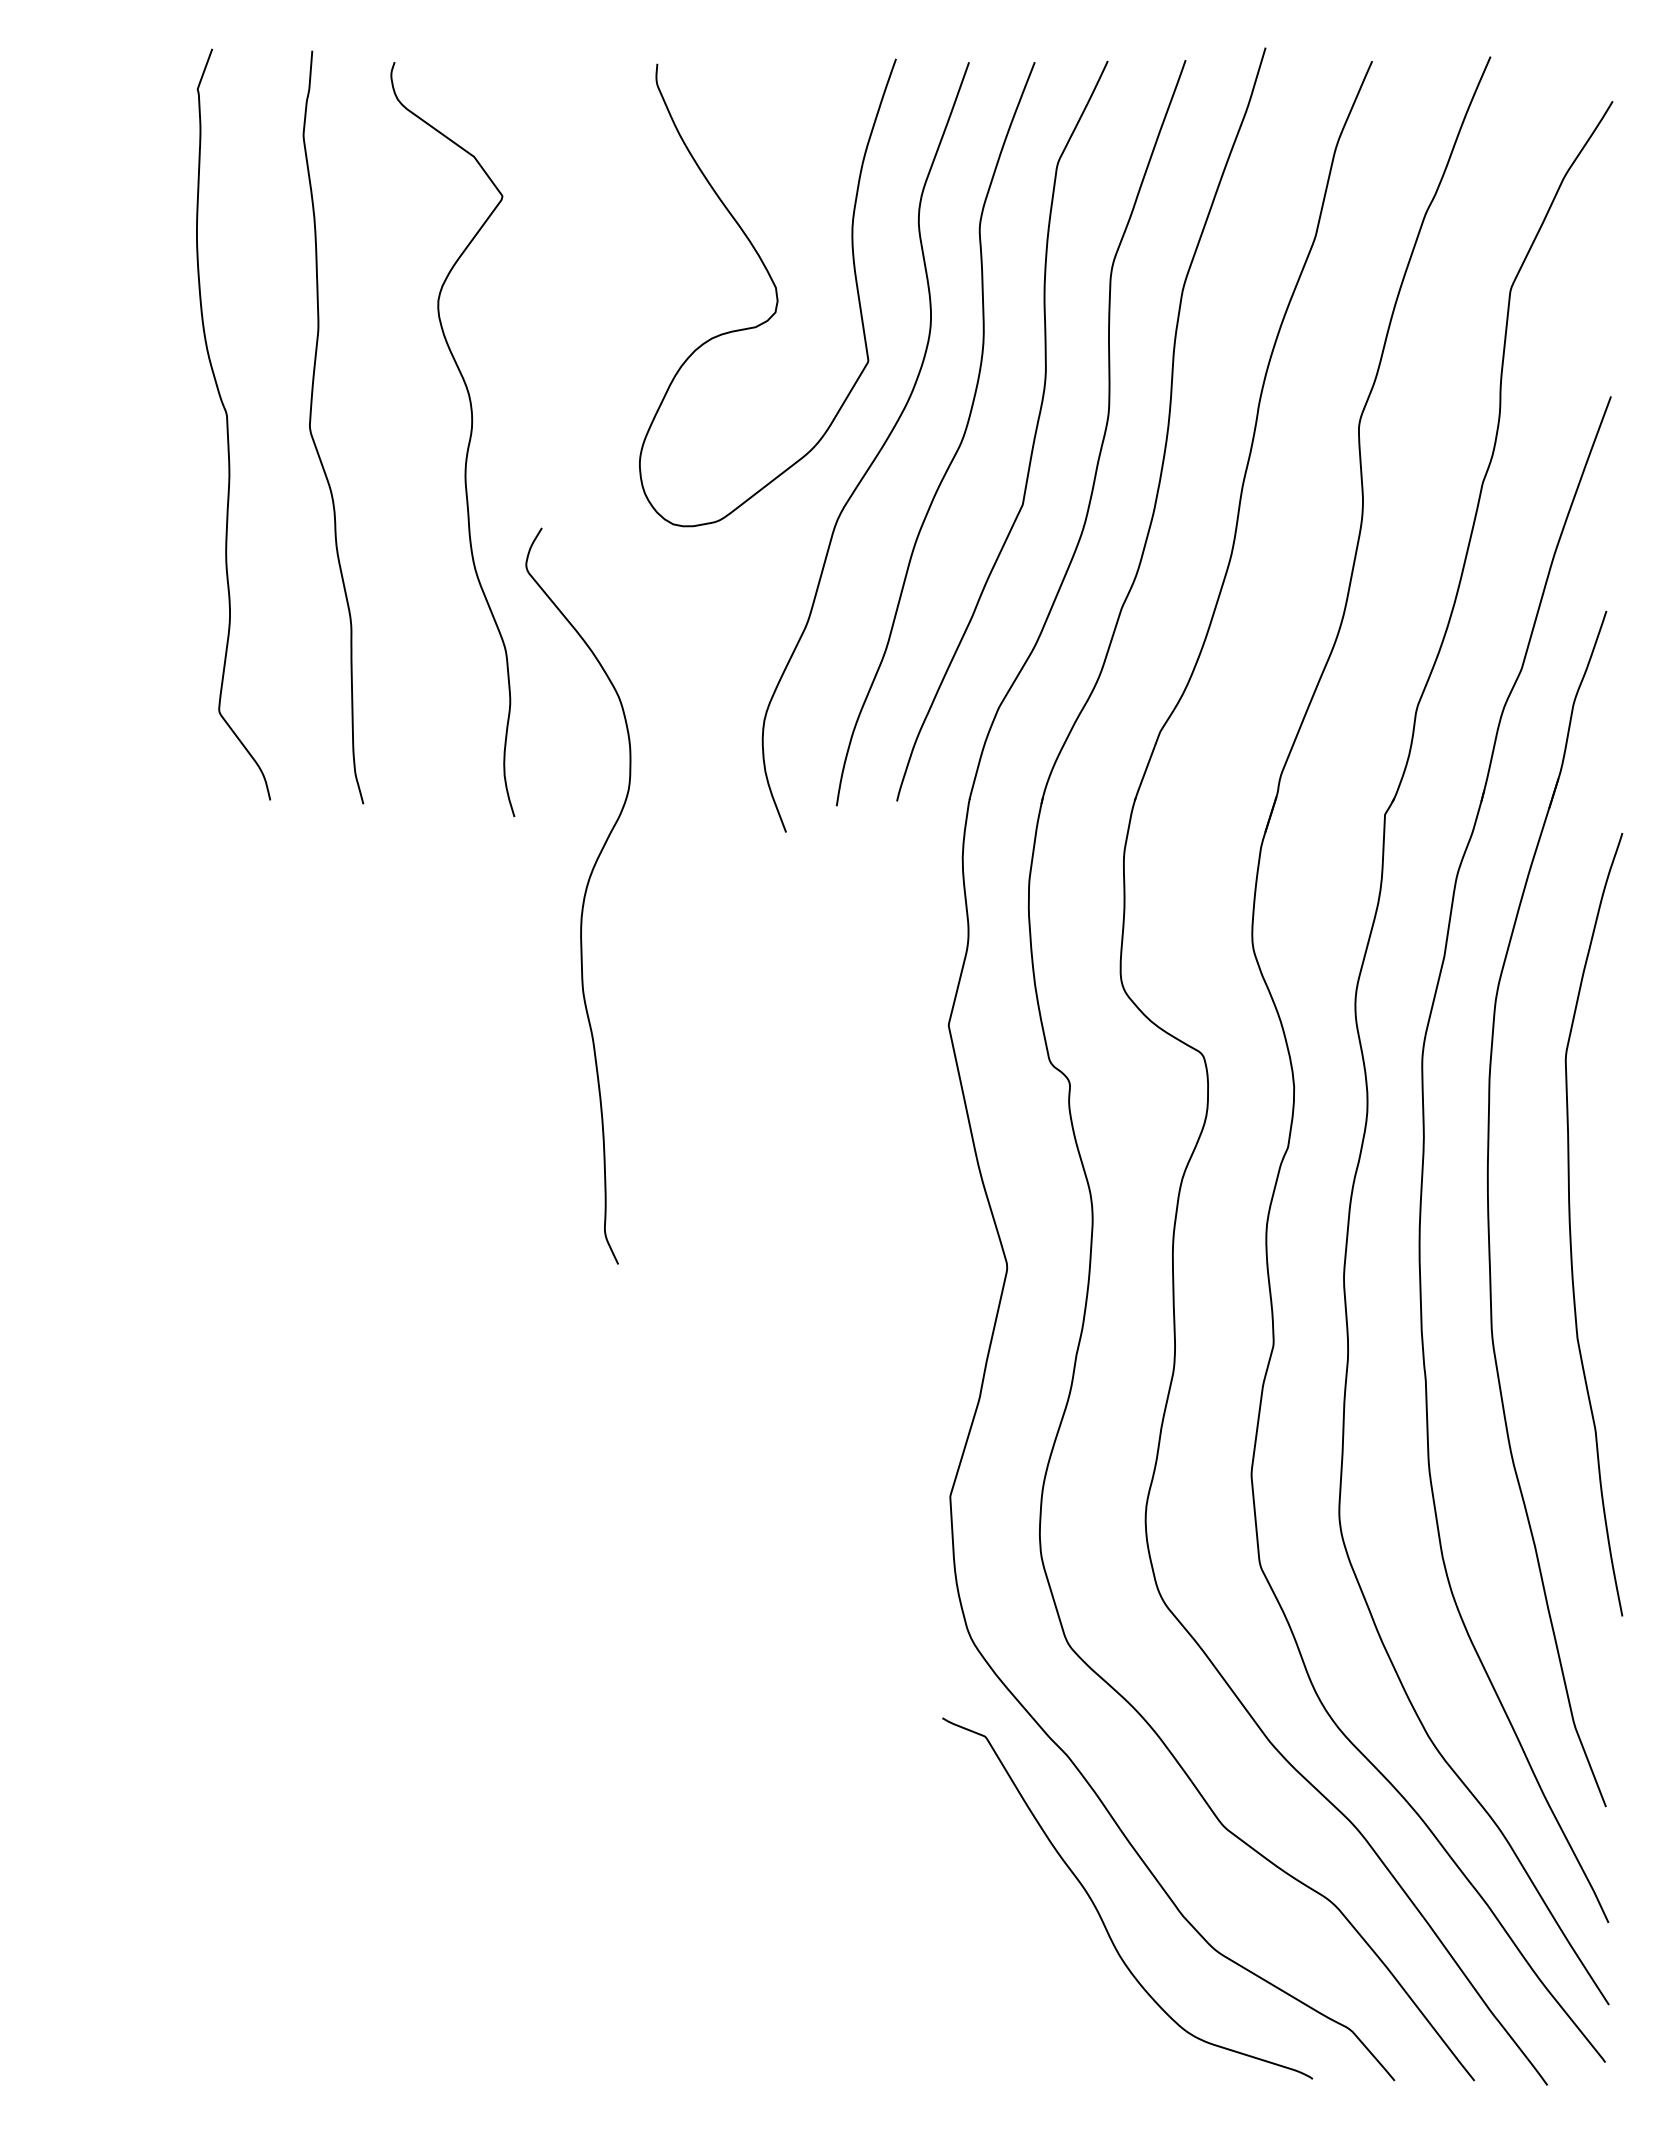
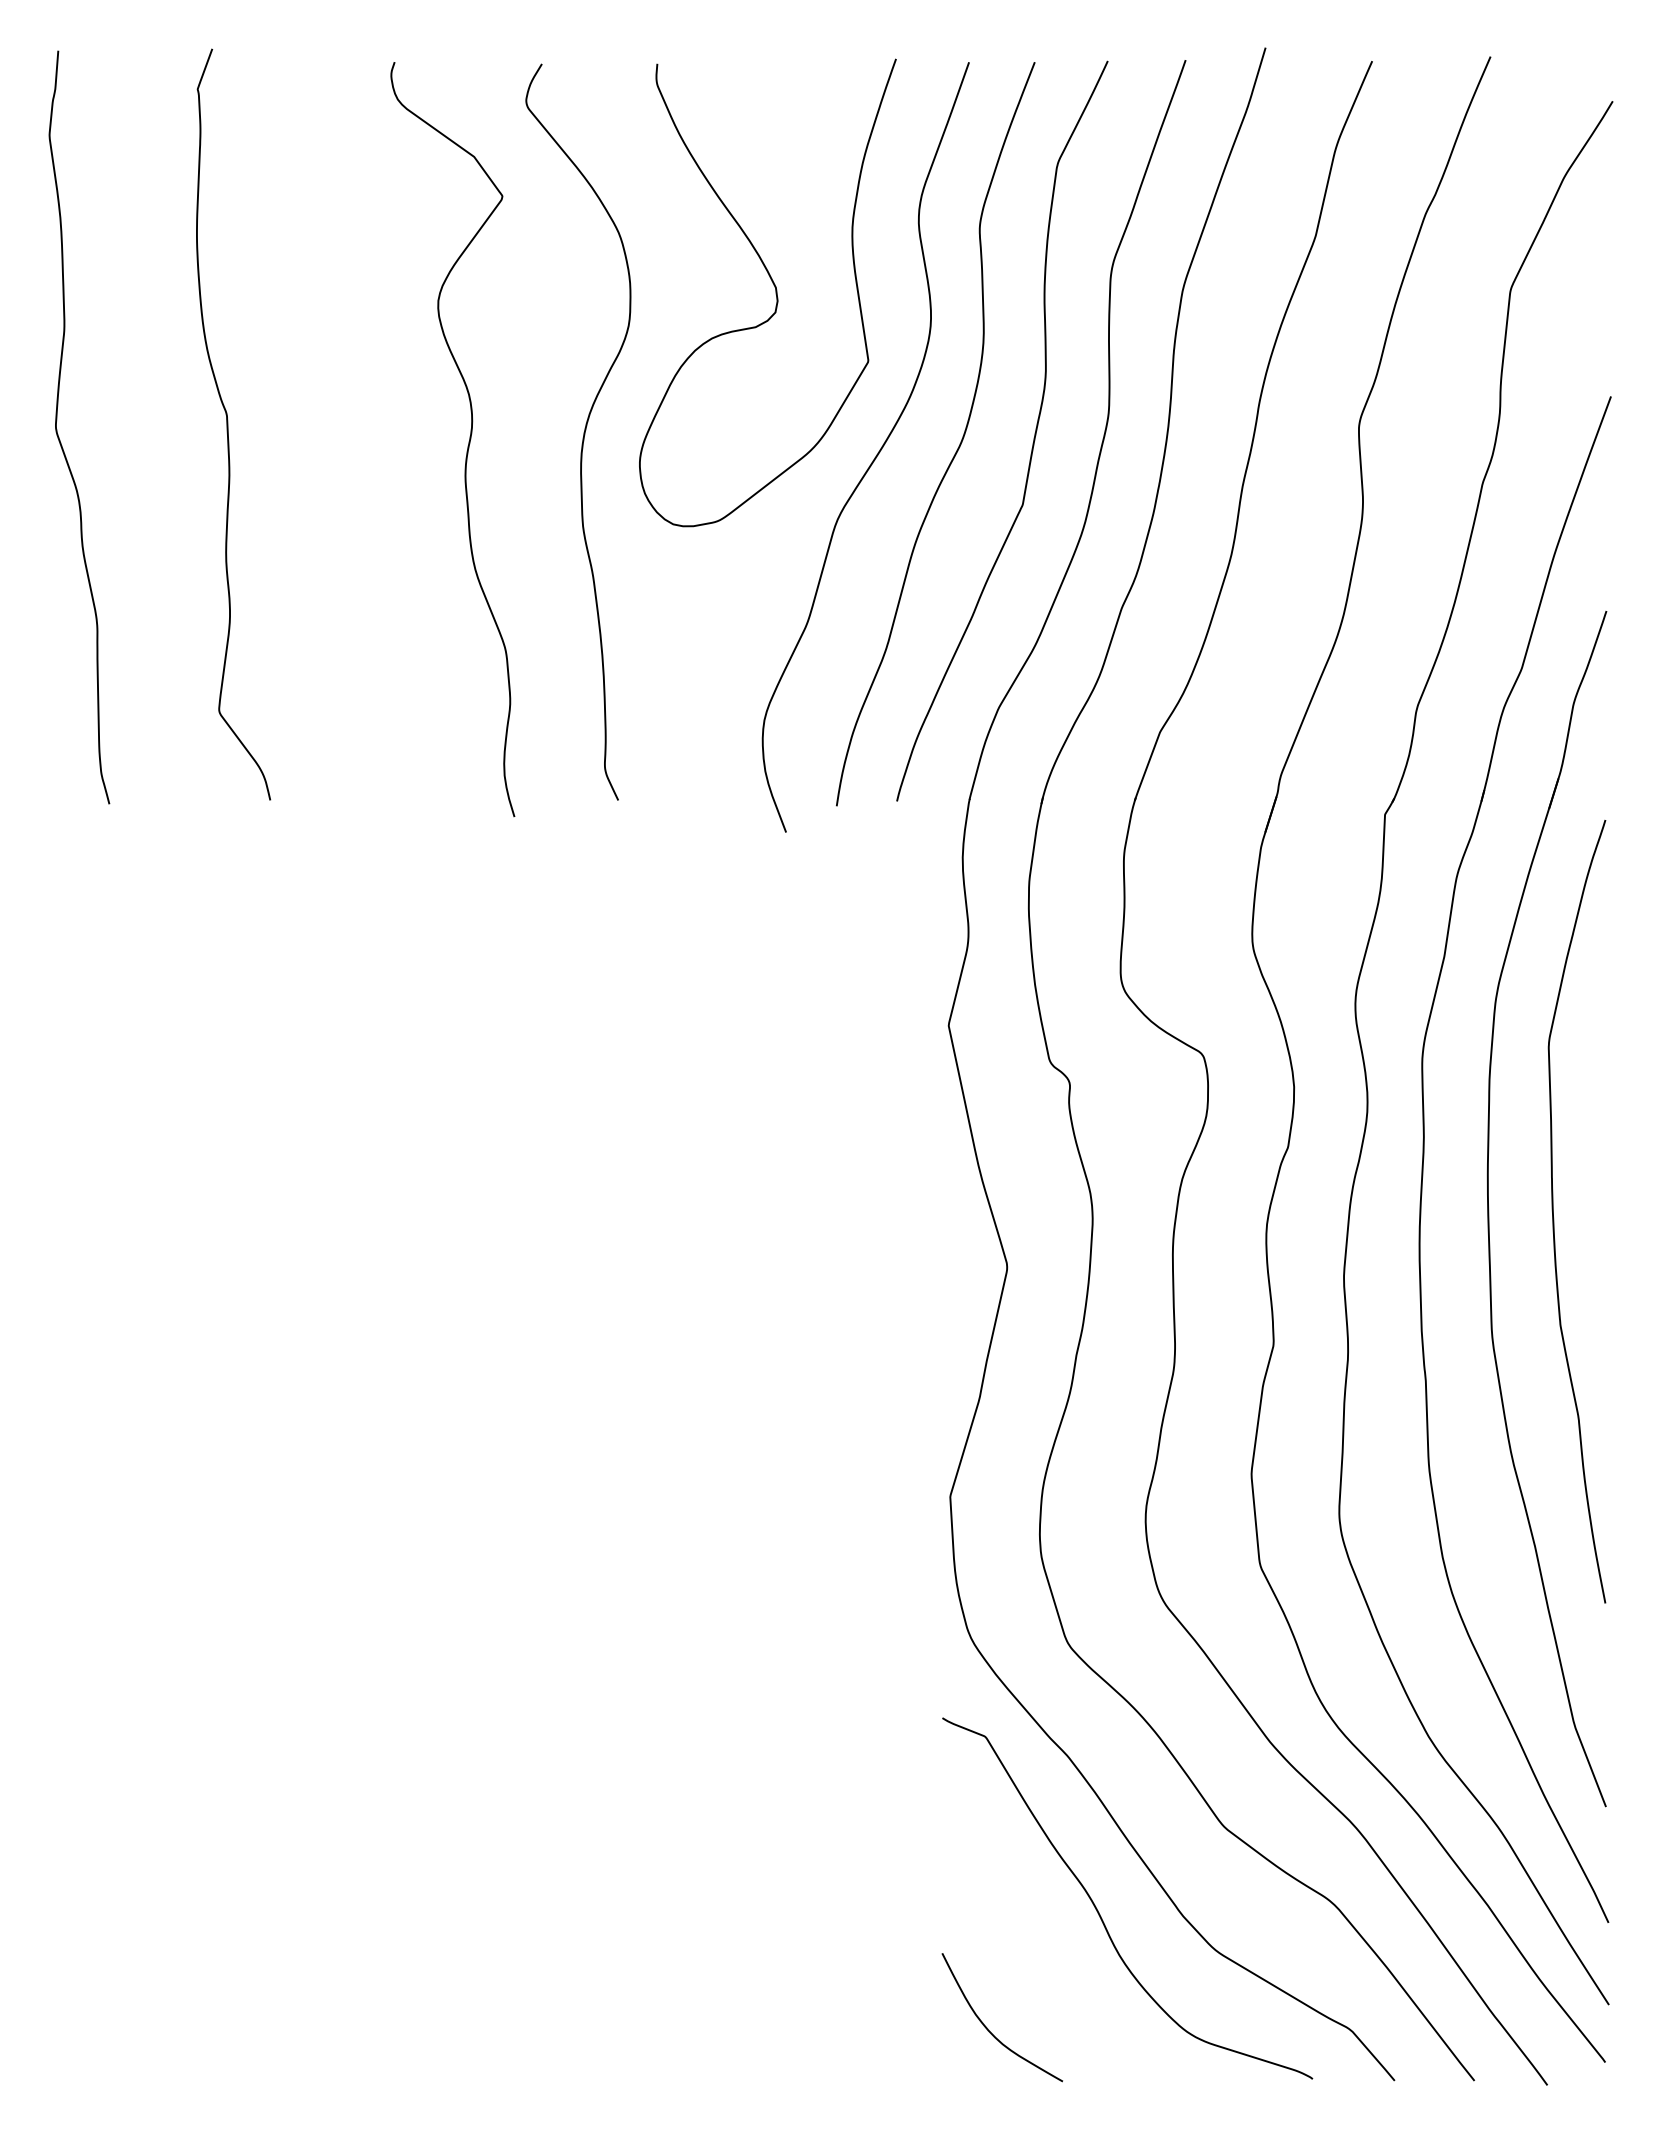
curve position: (311, 429) -> (57, 429) (57, 429)
curve position: (583, 896) -> (583, 432) (583, 432)
curve position: (1570, 1224) -> (1553, 1211) (1553, 1211)
curve: none -> present (988, 2028)
